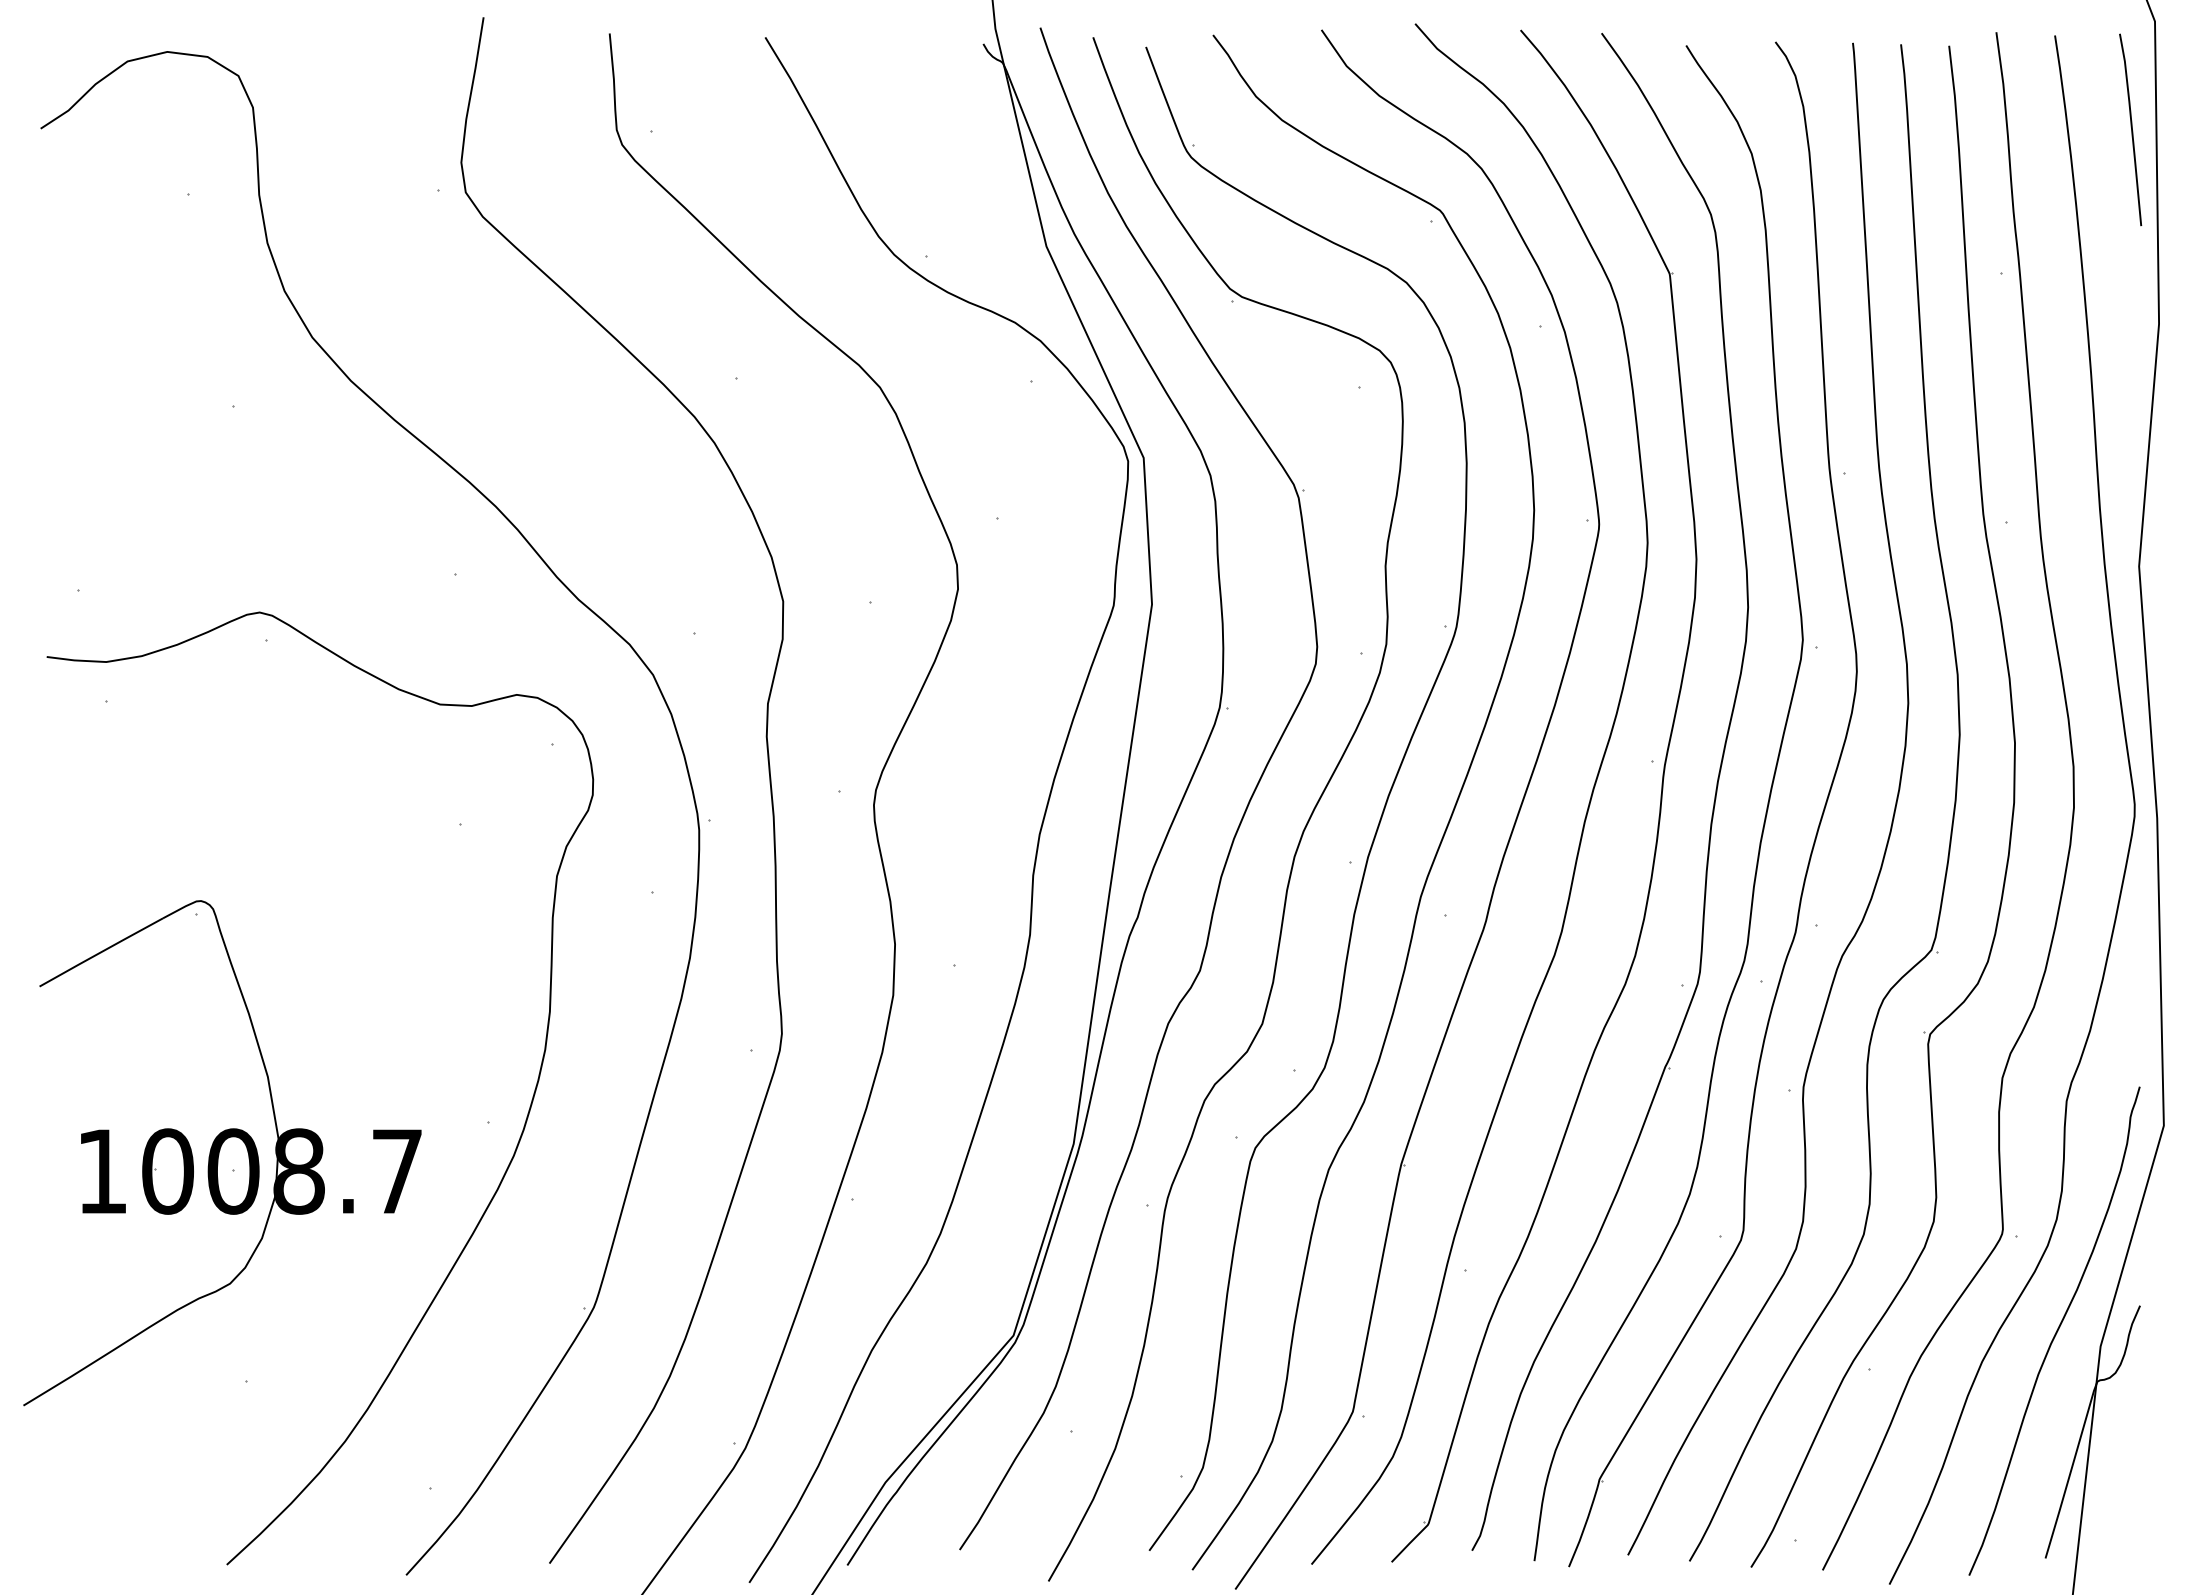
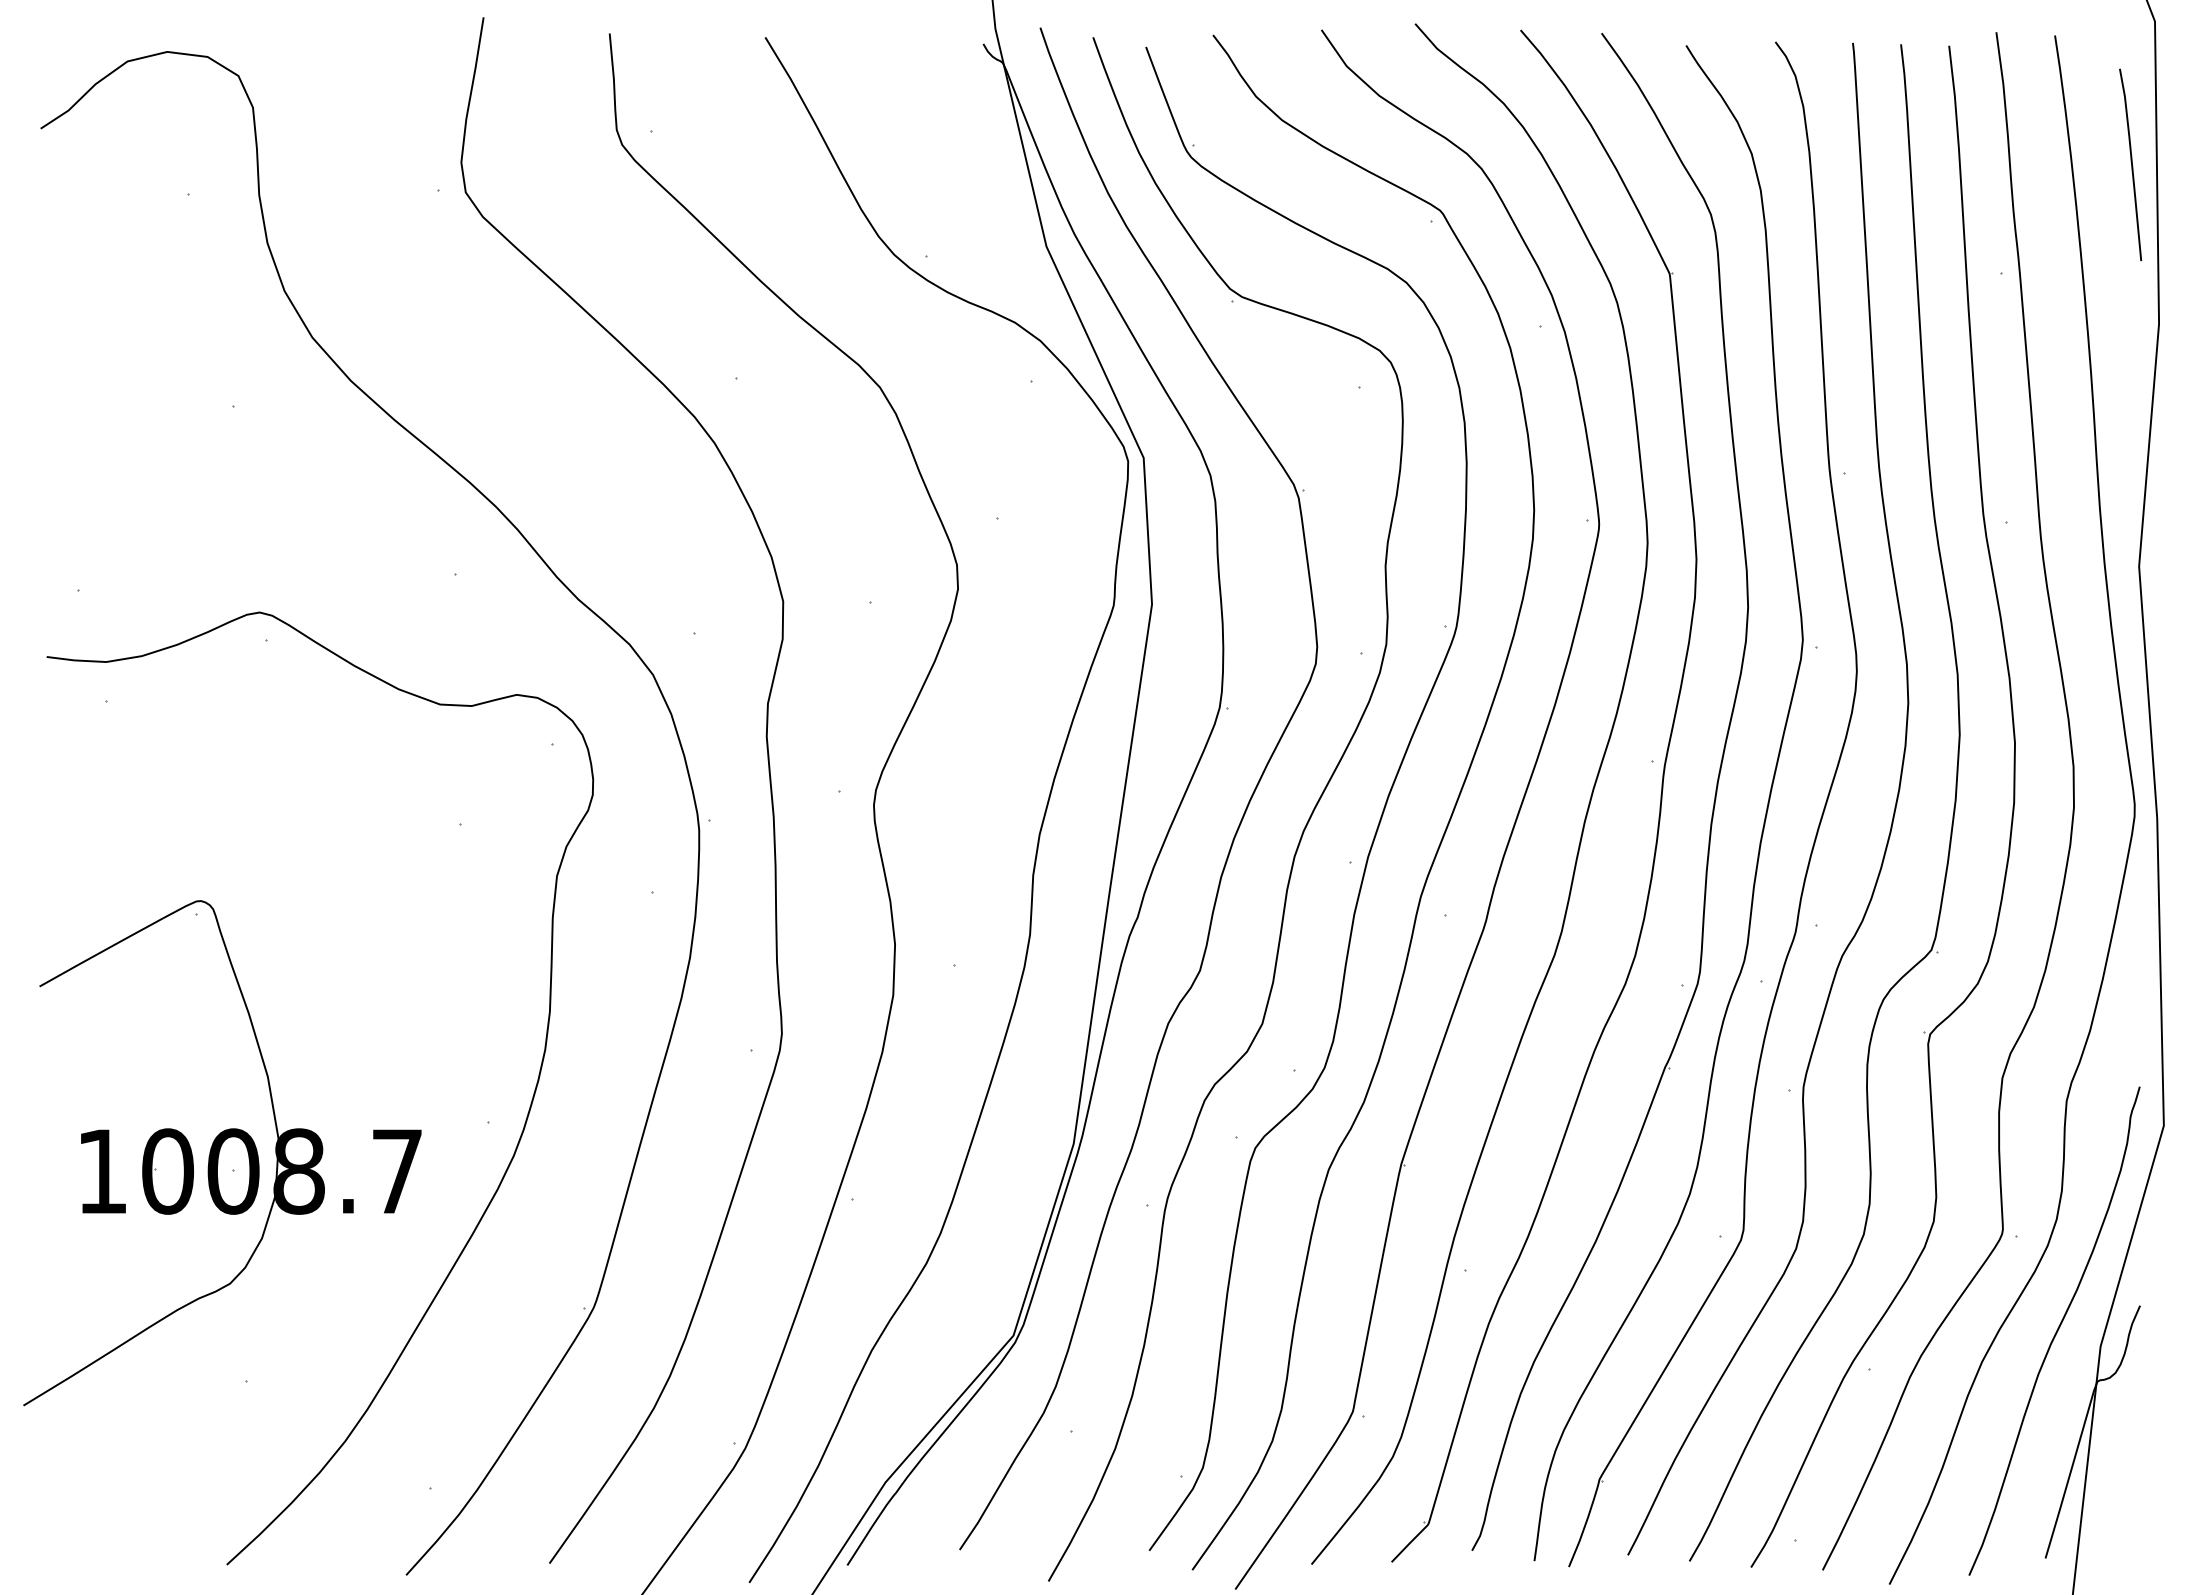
line position: (2131, 129) -> (2131, 164) (2131, 164)
